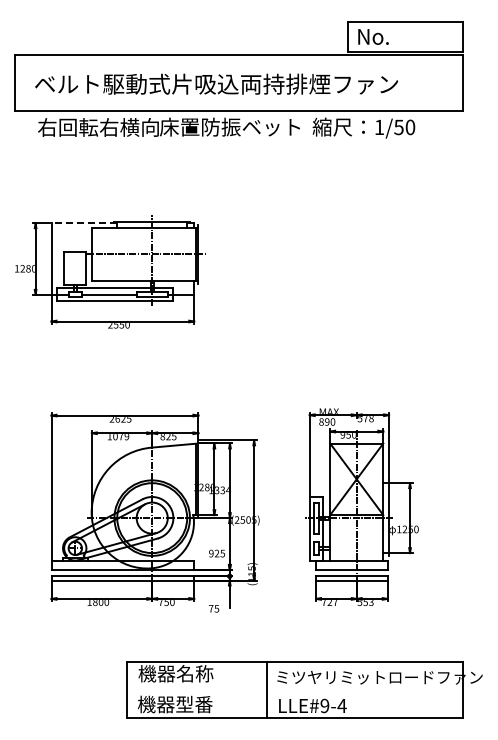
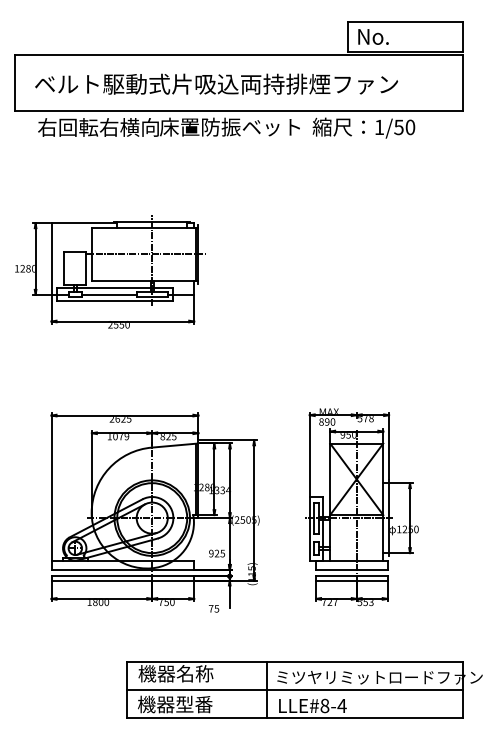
line: dashed -> solid (84, 223)
line: none -> present (294, 689)
text: LLE#9-4 -> LLE#8-4 (324, 706)
